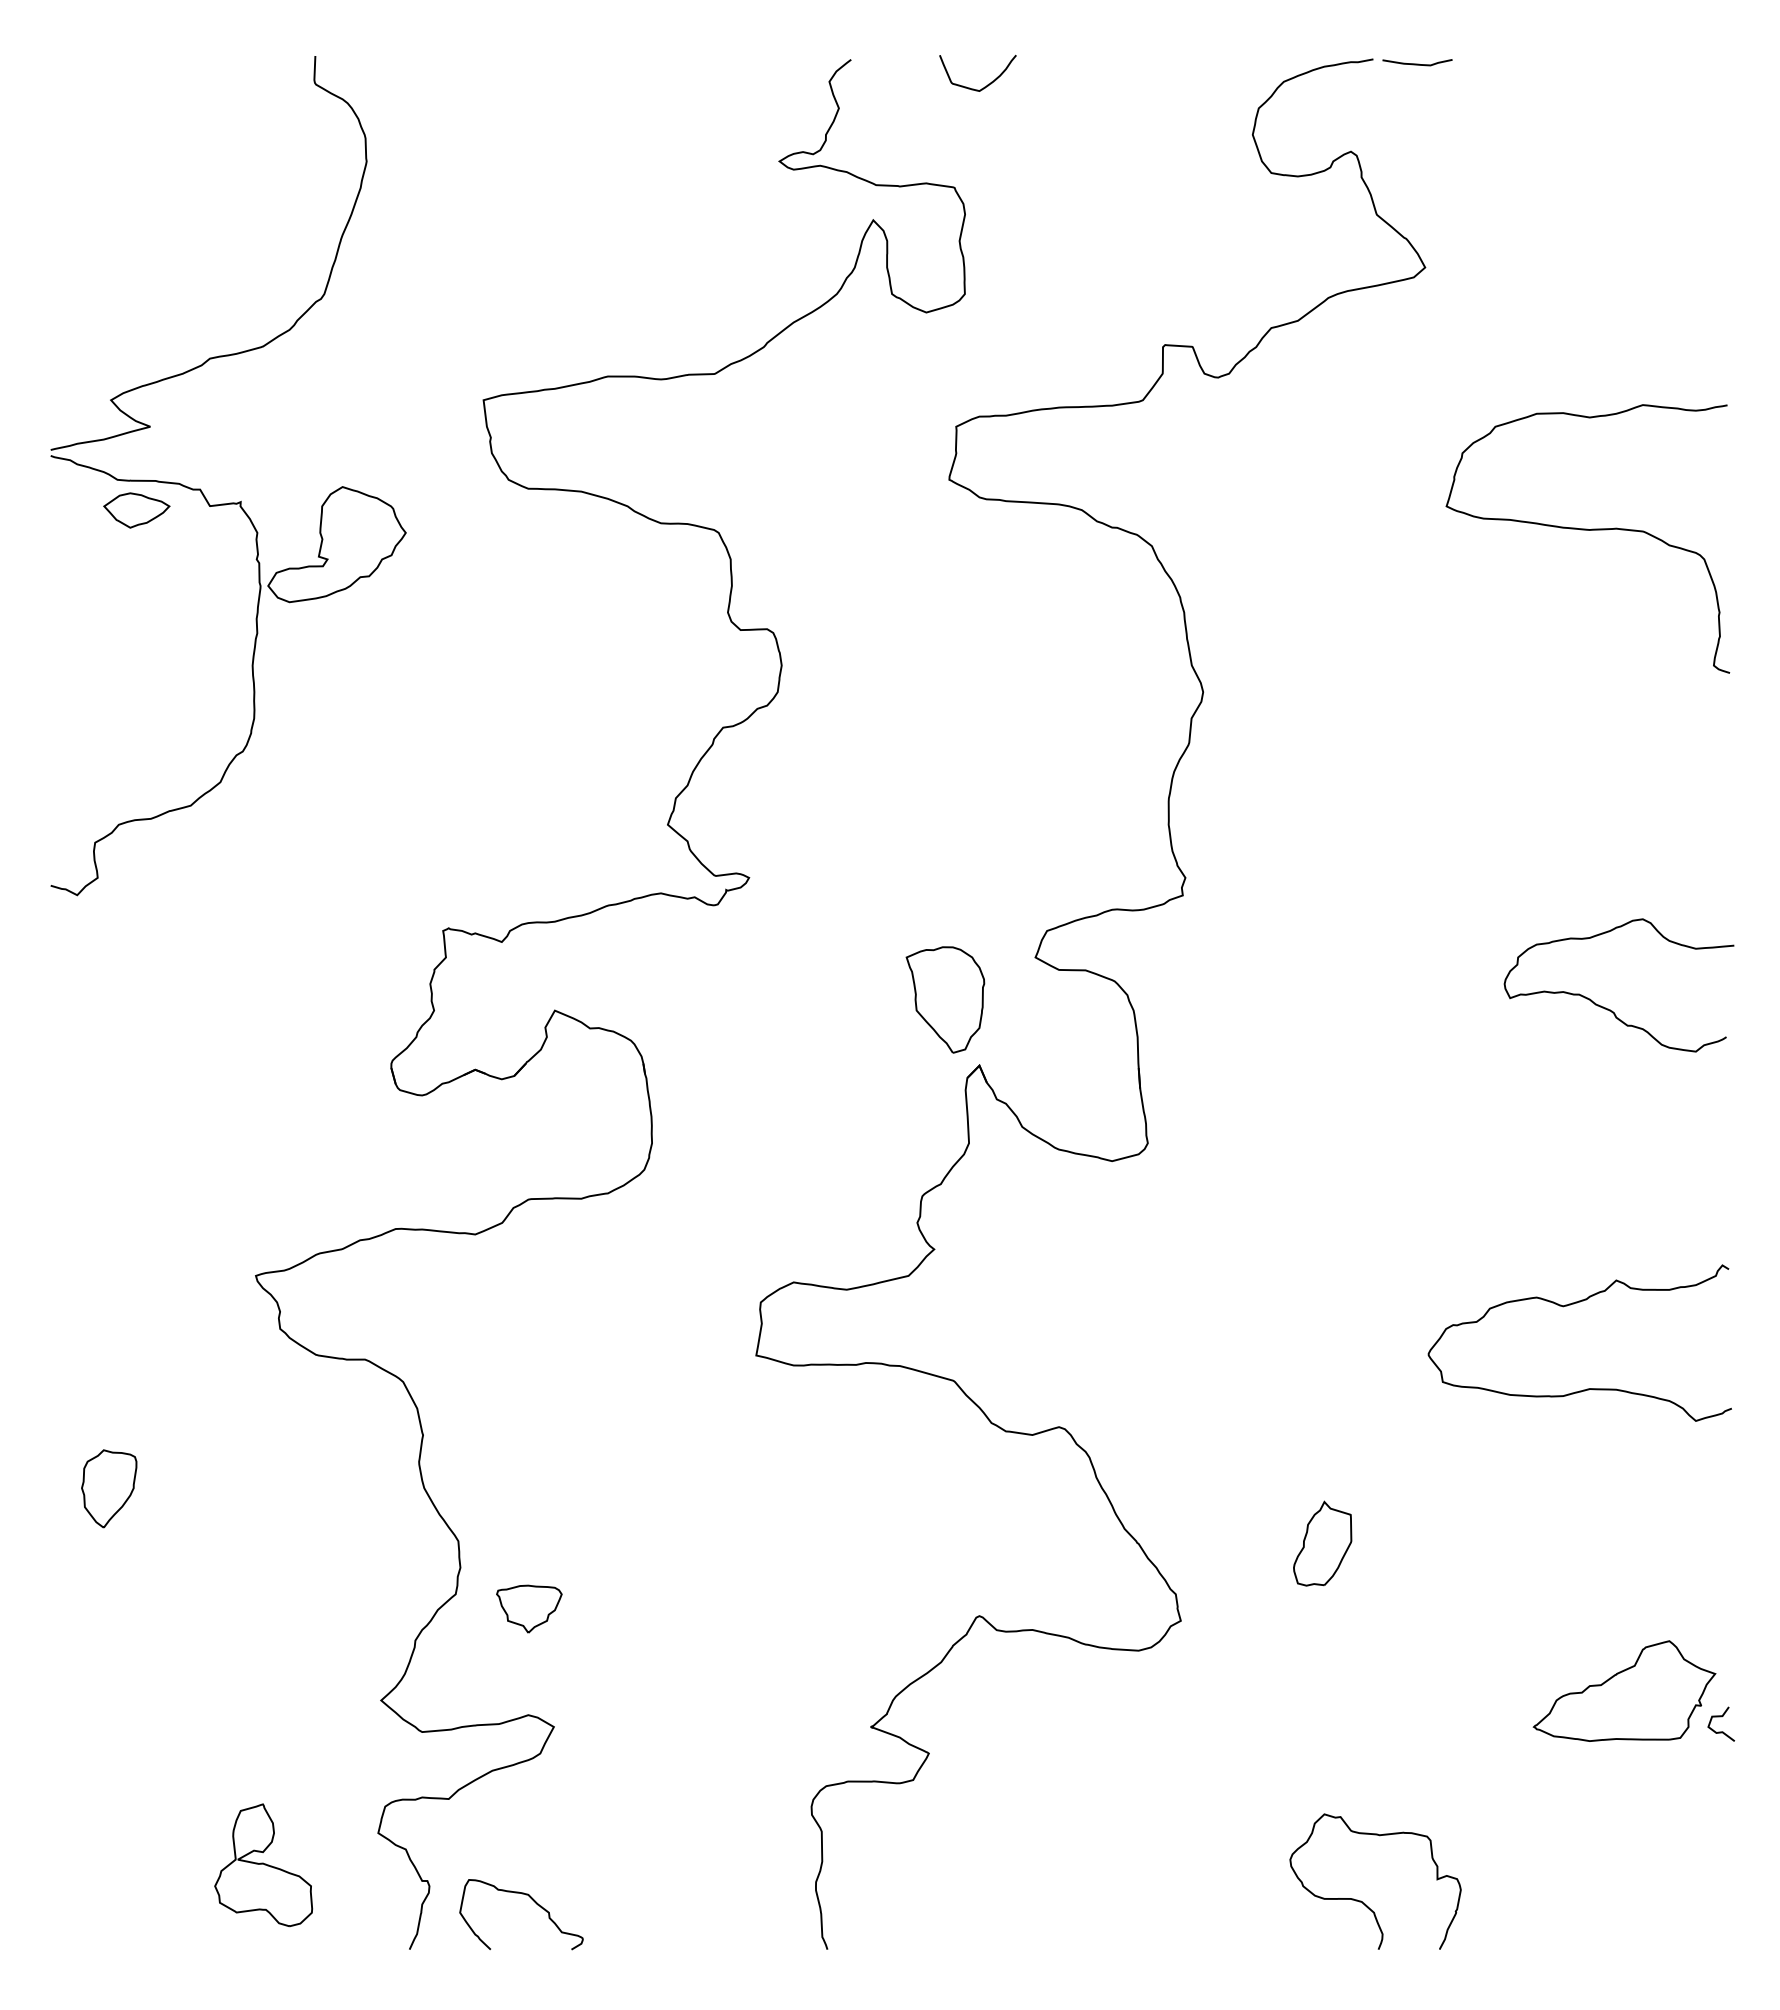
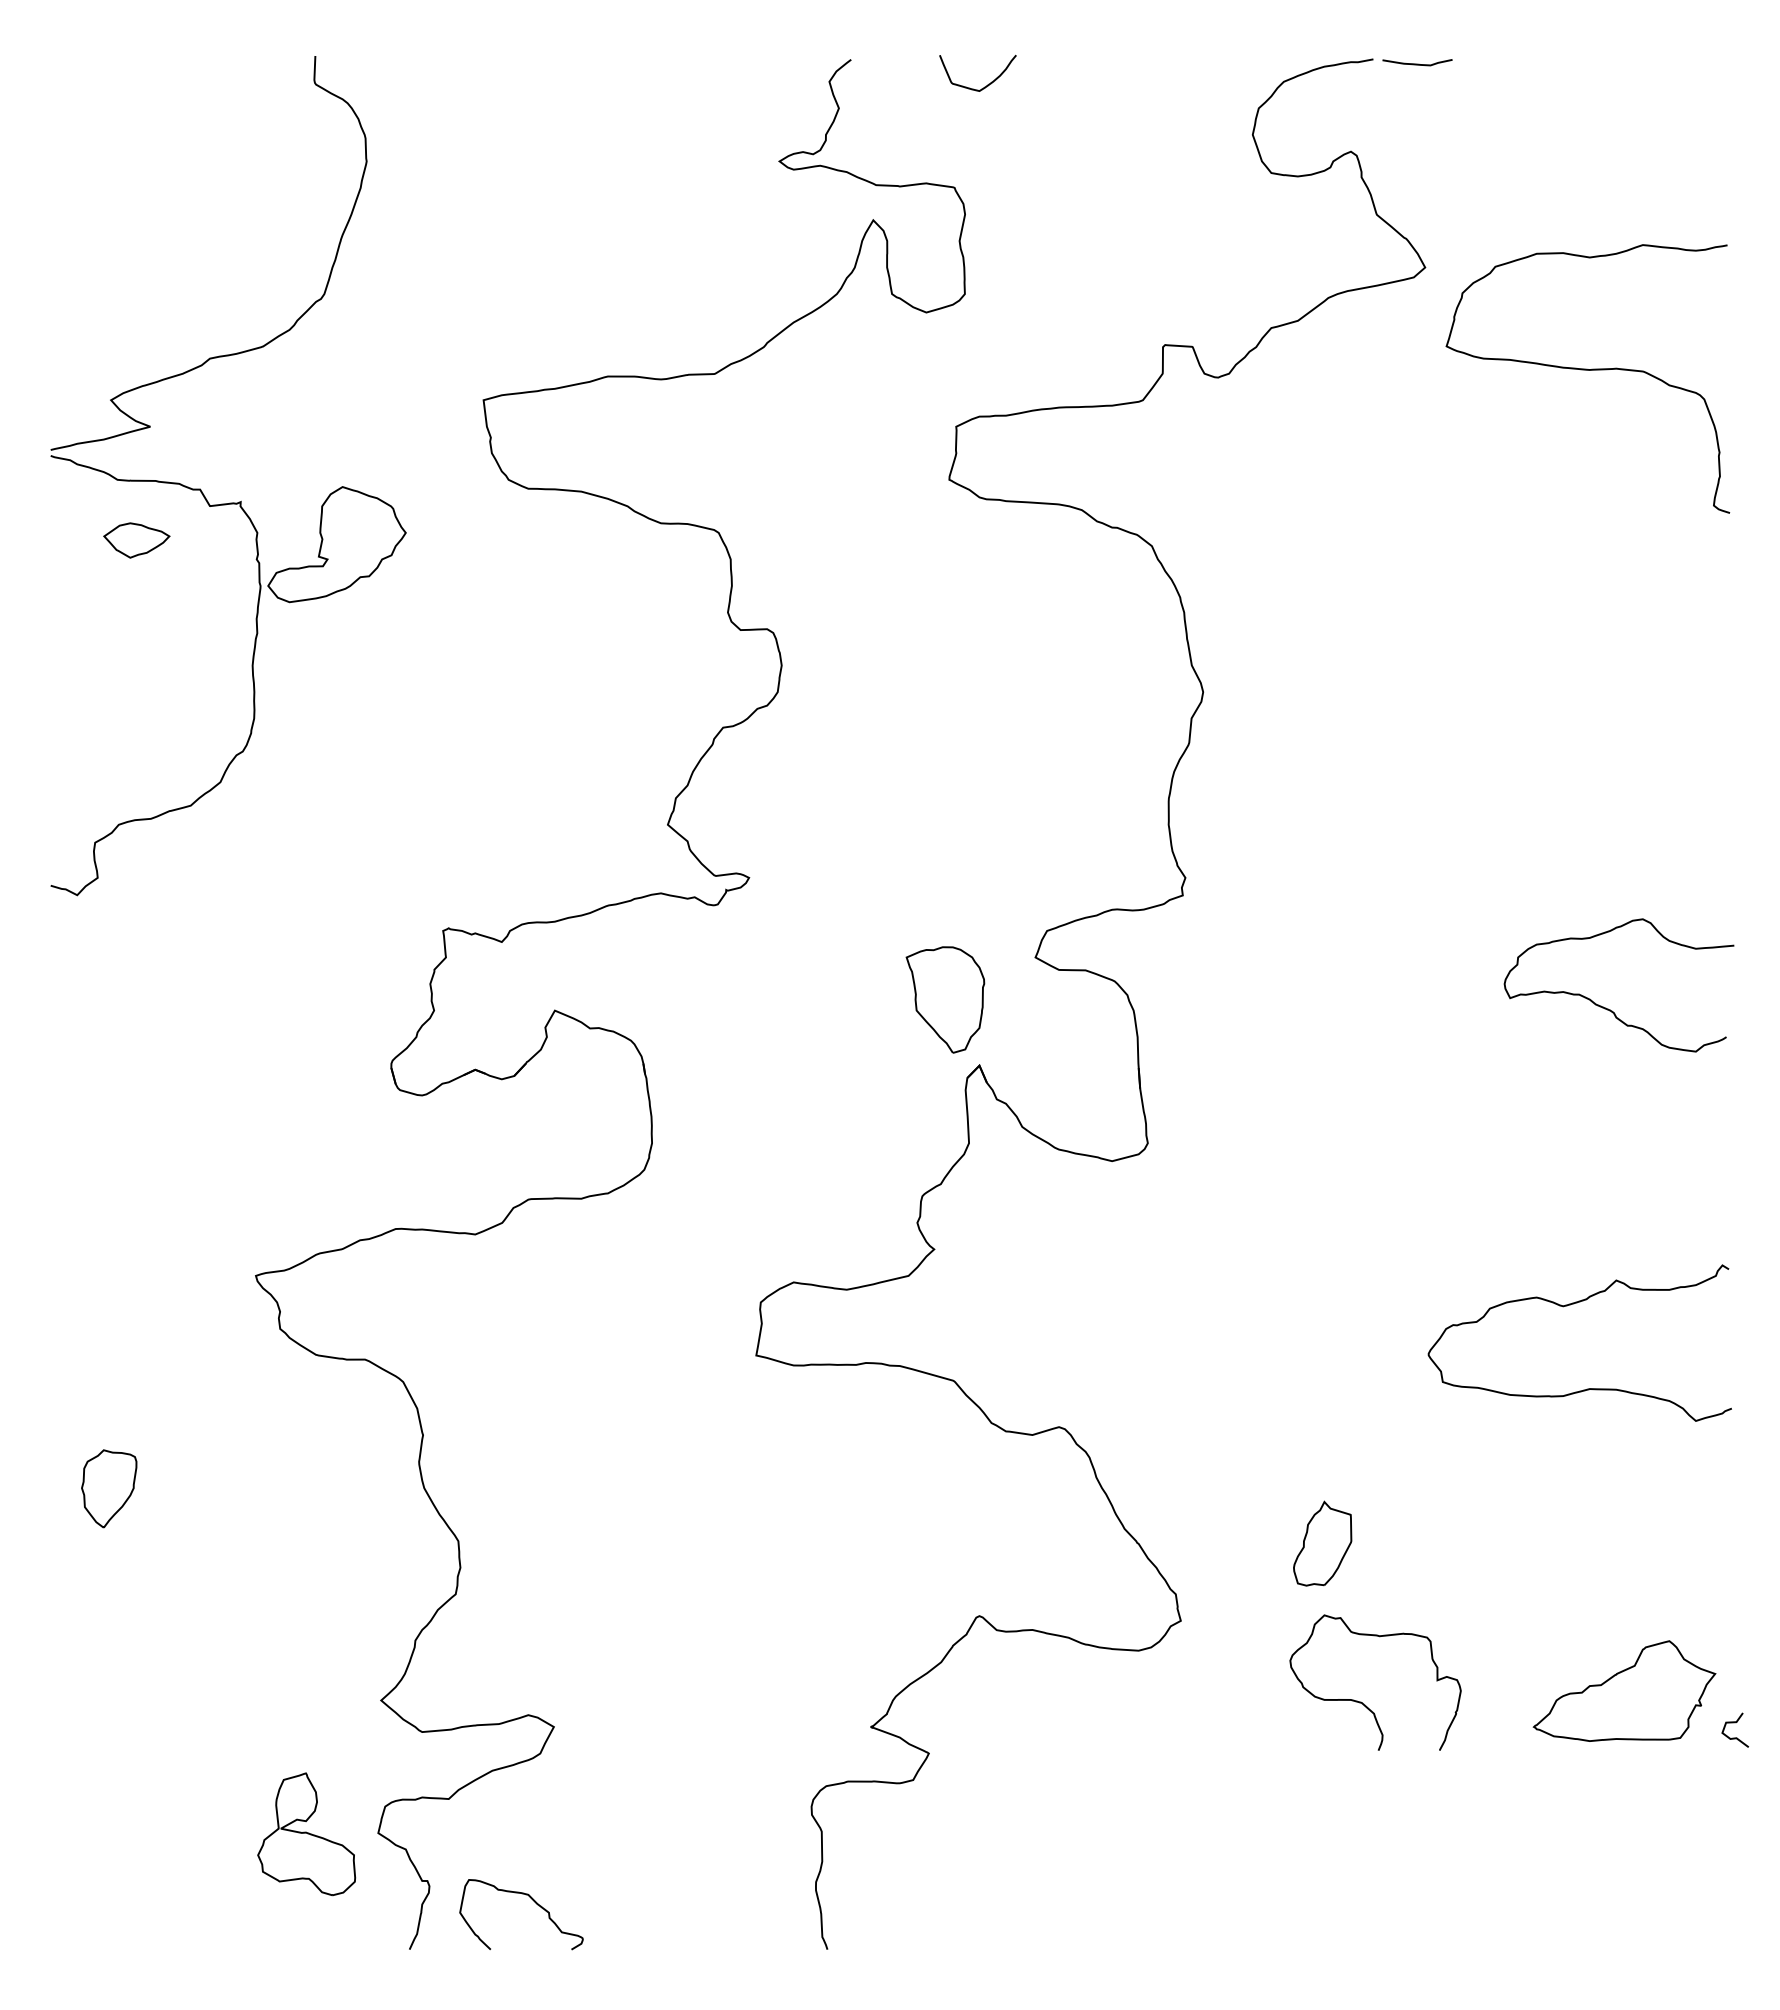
part position: (136, 510) -> (136, 540) (136, 540)
curve position: (1587, 530) -> (1587, 370) (1587, 370)
part: present -> none (529, 1608)
curve position: (1720, 1717) -> (1734, 1723) (1734, 1723)
part position: (263, 1865) -> (306, 1834) (306, 1834)
curve position: (1361, 1900) -> (1361, 1701) (1361, 1701)
